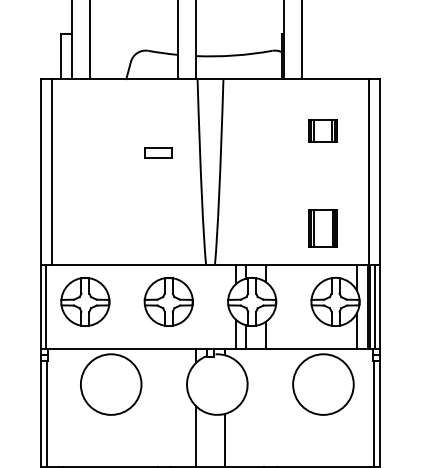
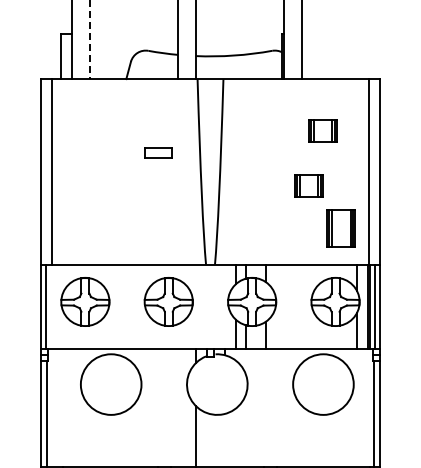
line: solid -> dashed (89, 40)
part: none -> present (308, 185)
part position: (322, 228) -> (340, 228) (340, 228)
line: present -> none (225, 438)
